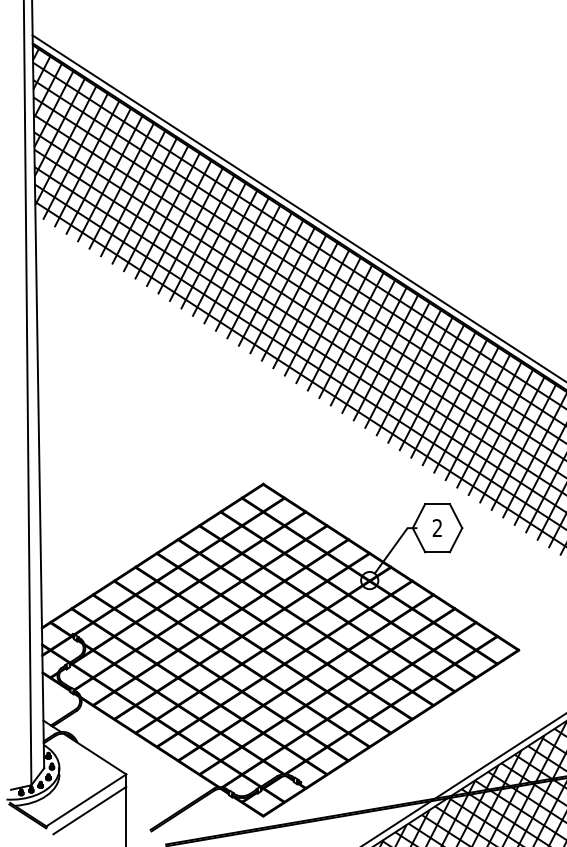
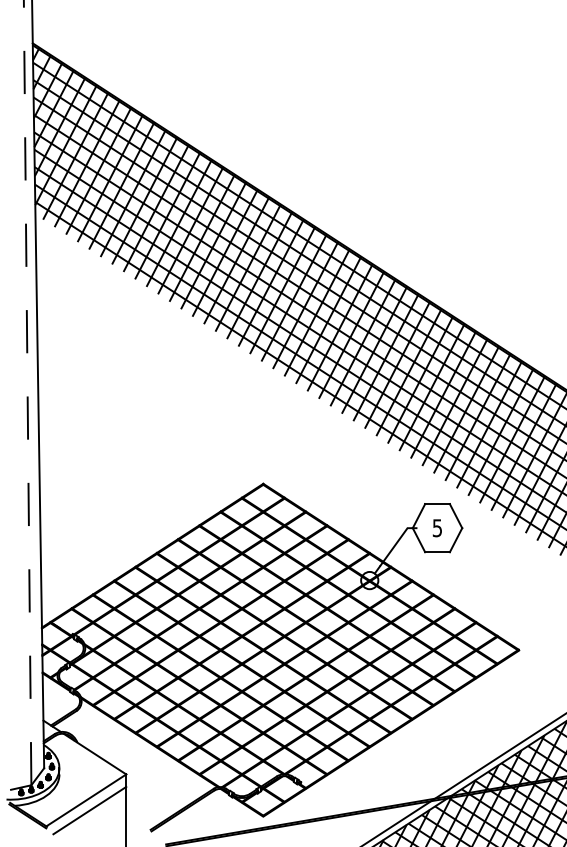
line: present -> none (297, 207)
line: solid -> dashed (27, 392)
text: 2 -> 5 (436, 528)
